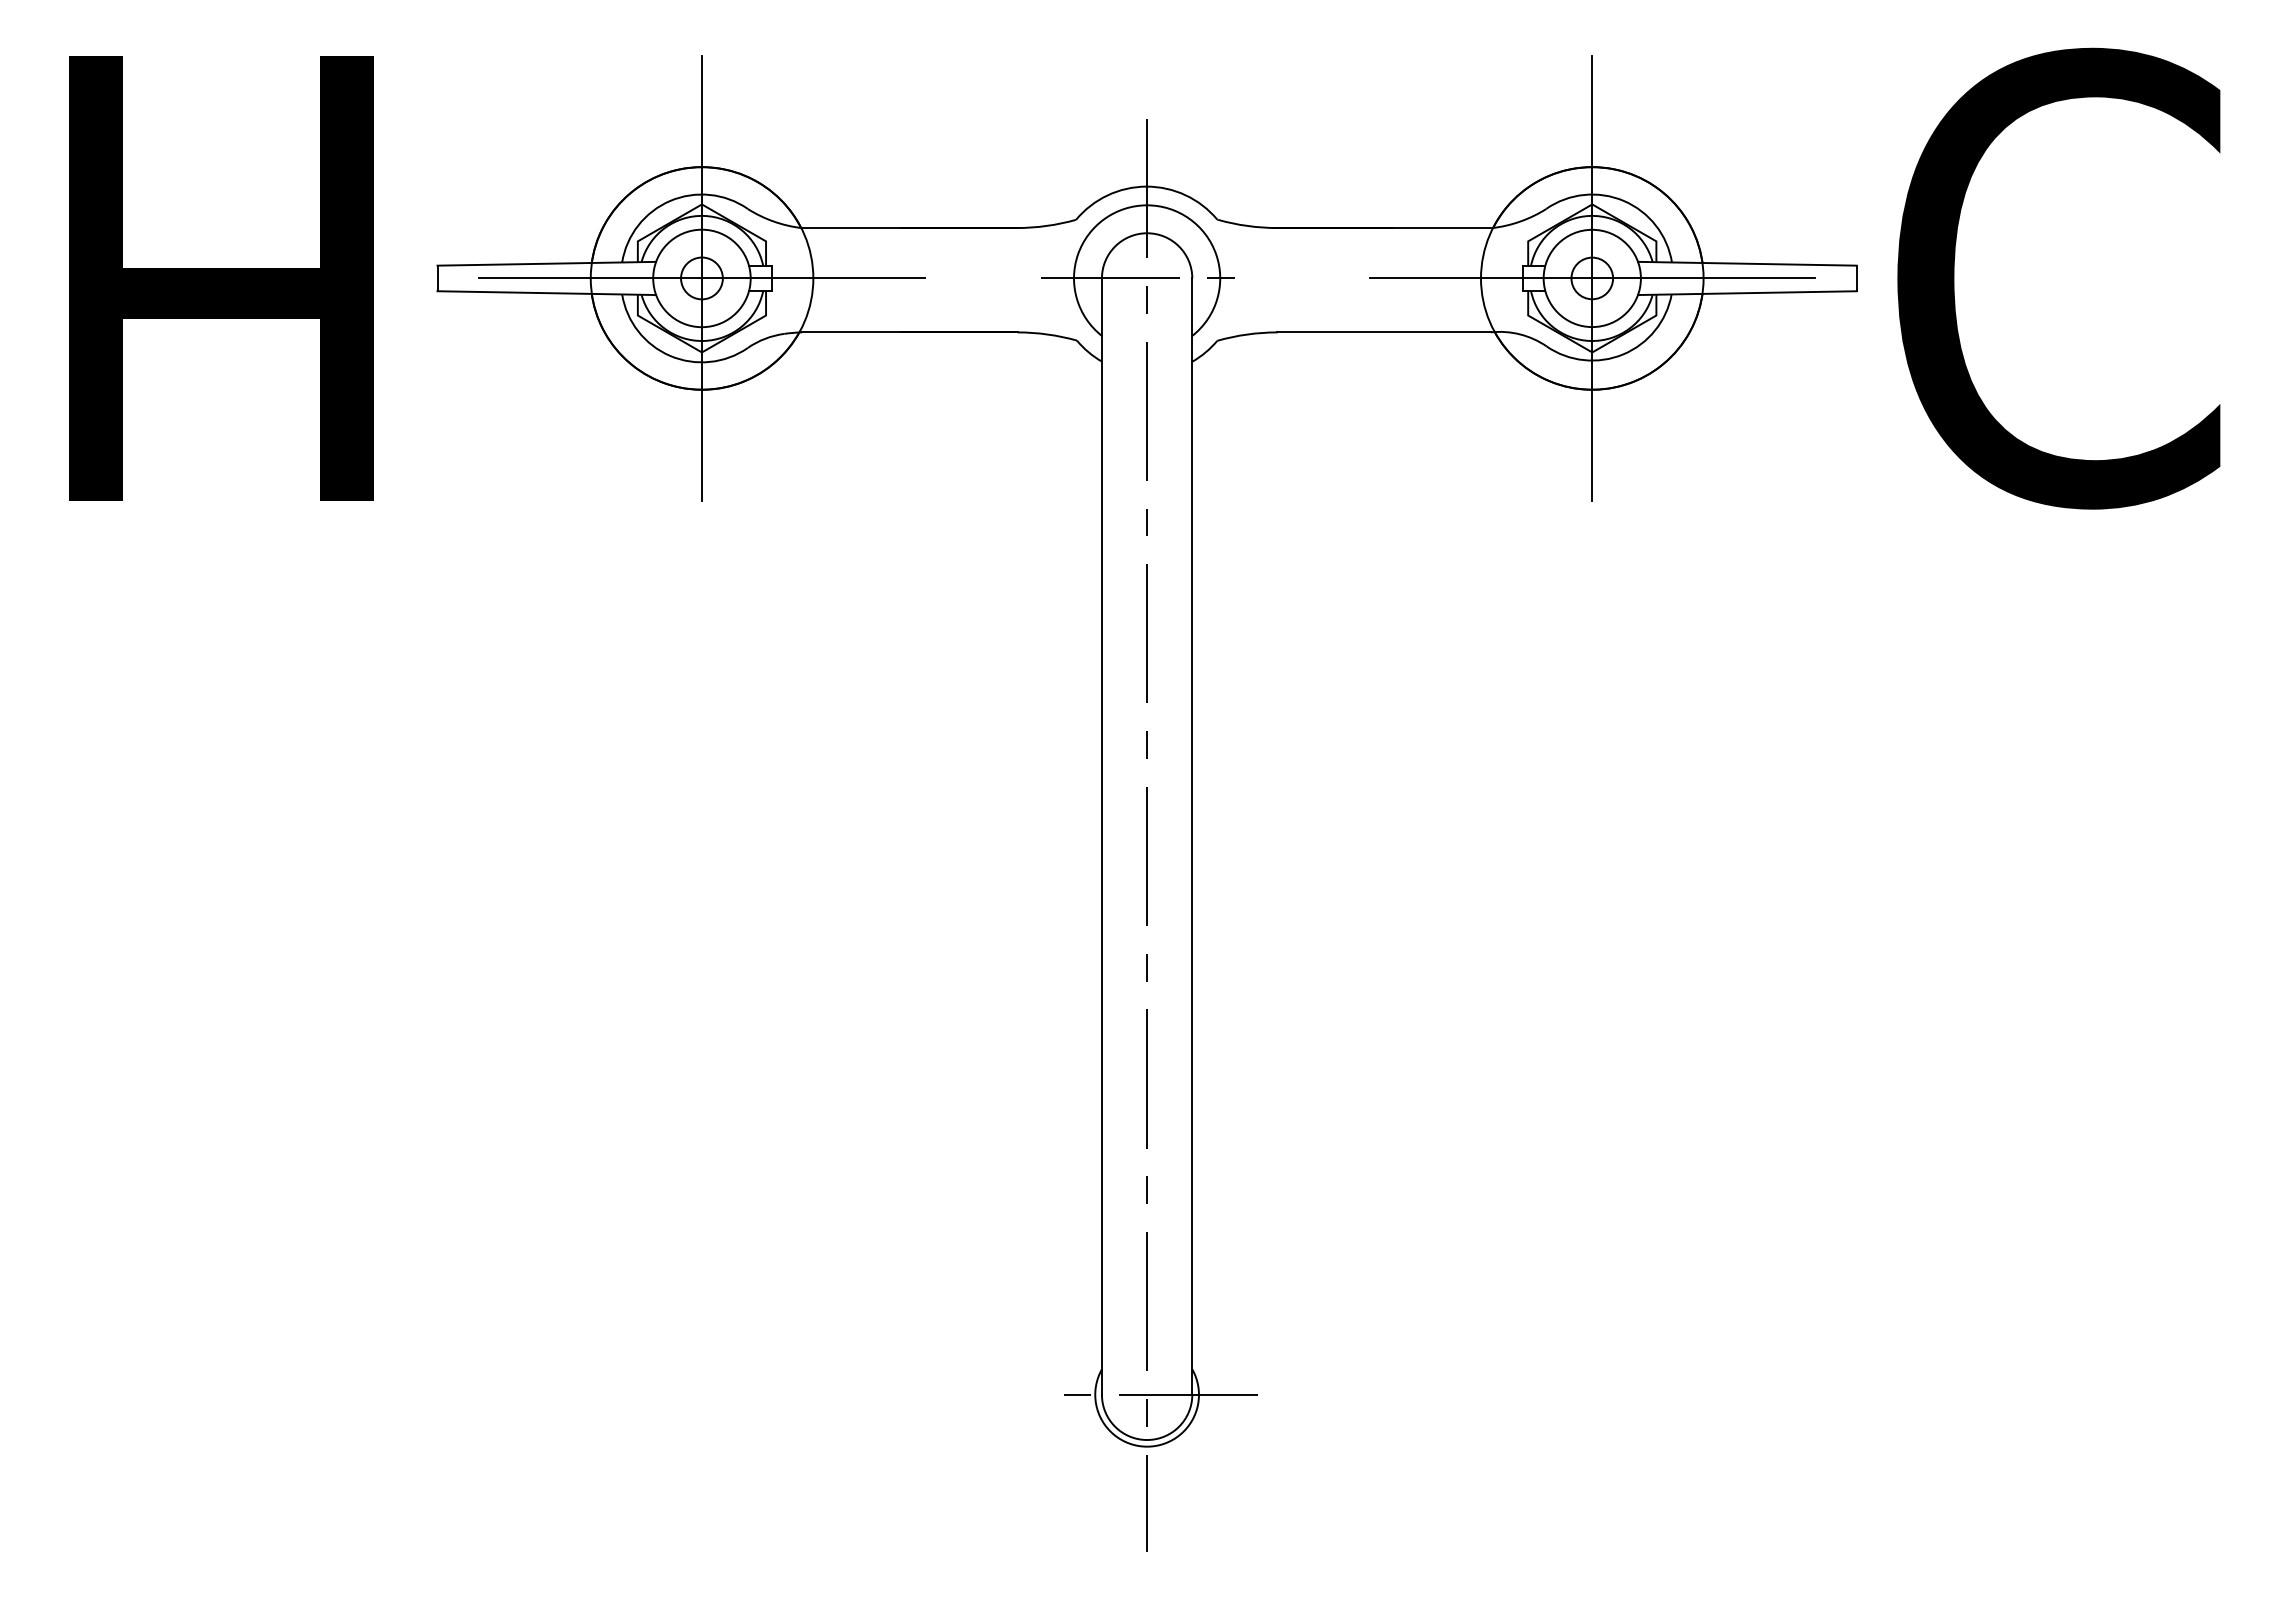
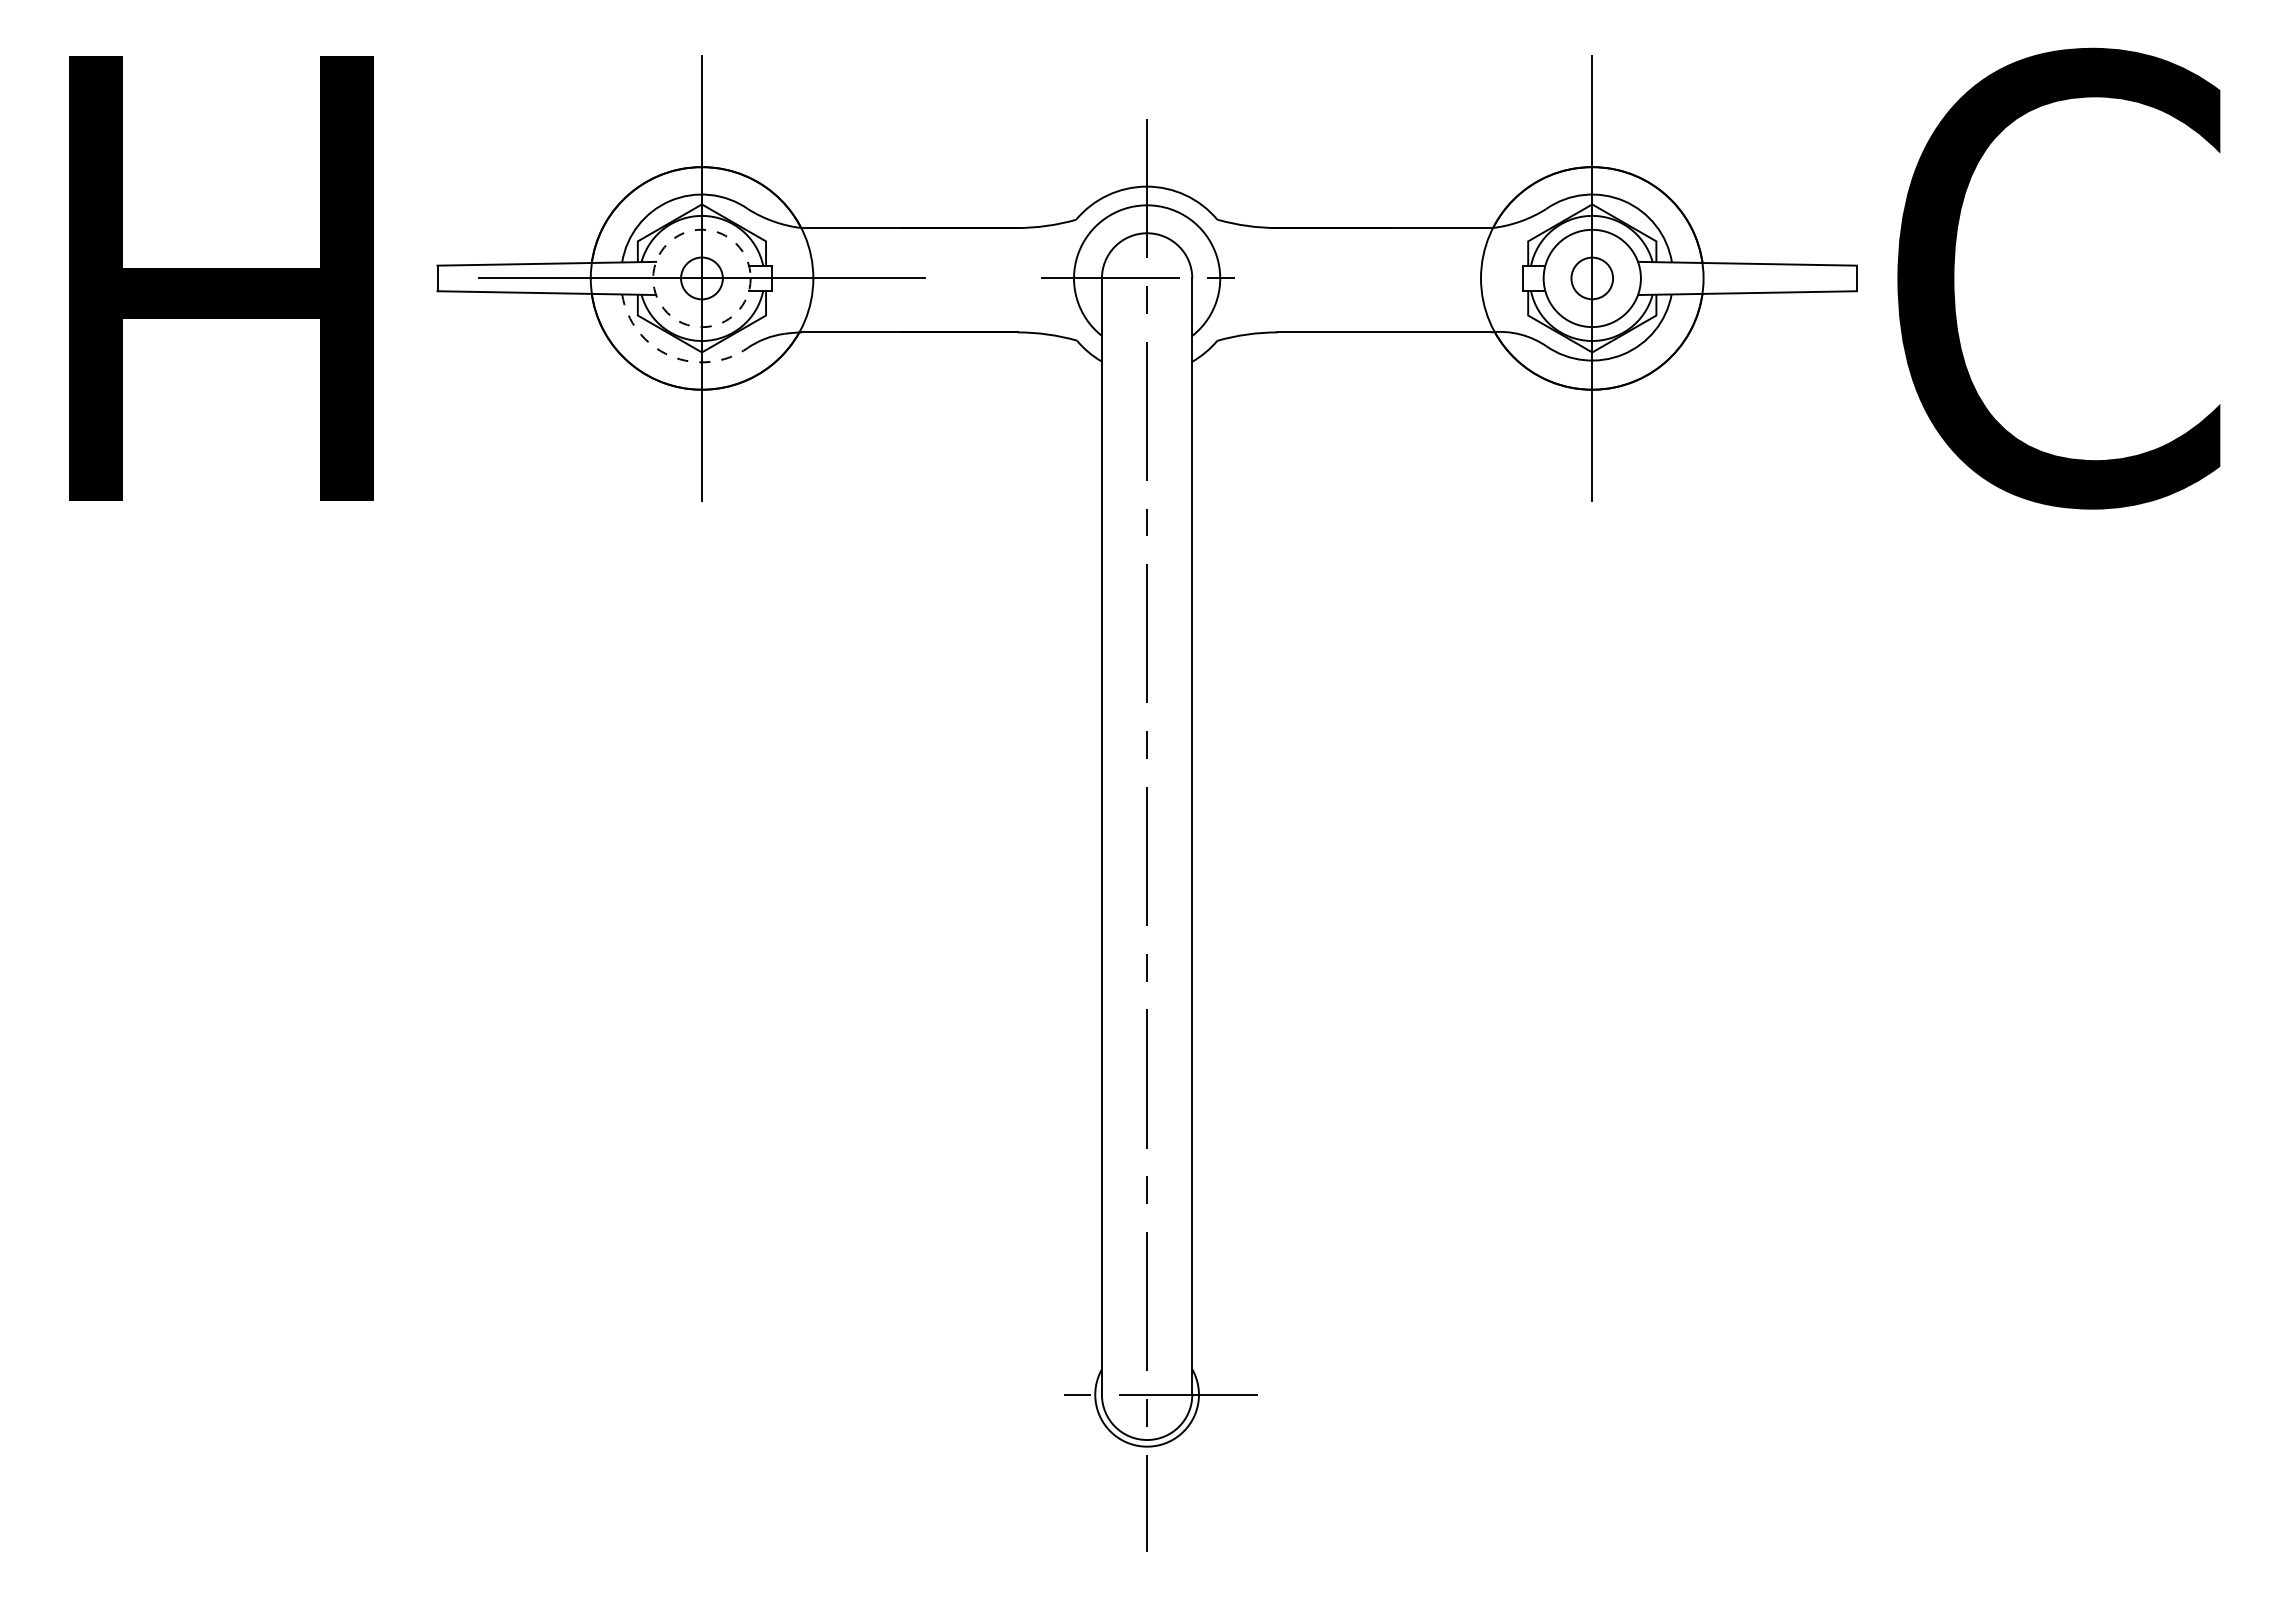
circle: solid -> dashed (701, 278)
line: present -> none (1591, 278)
arc: solid -> dashed (670, 355)
